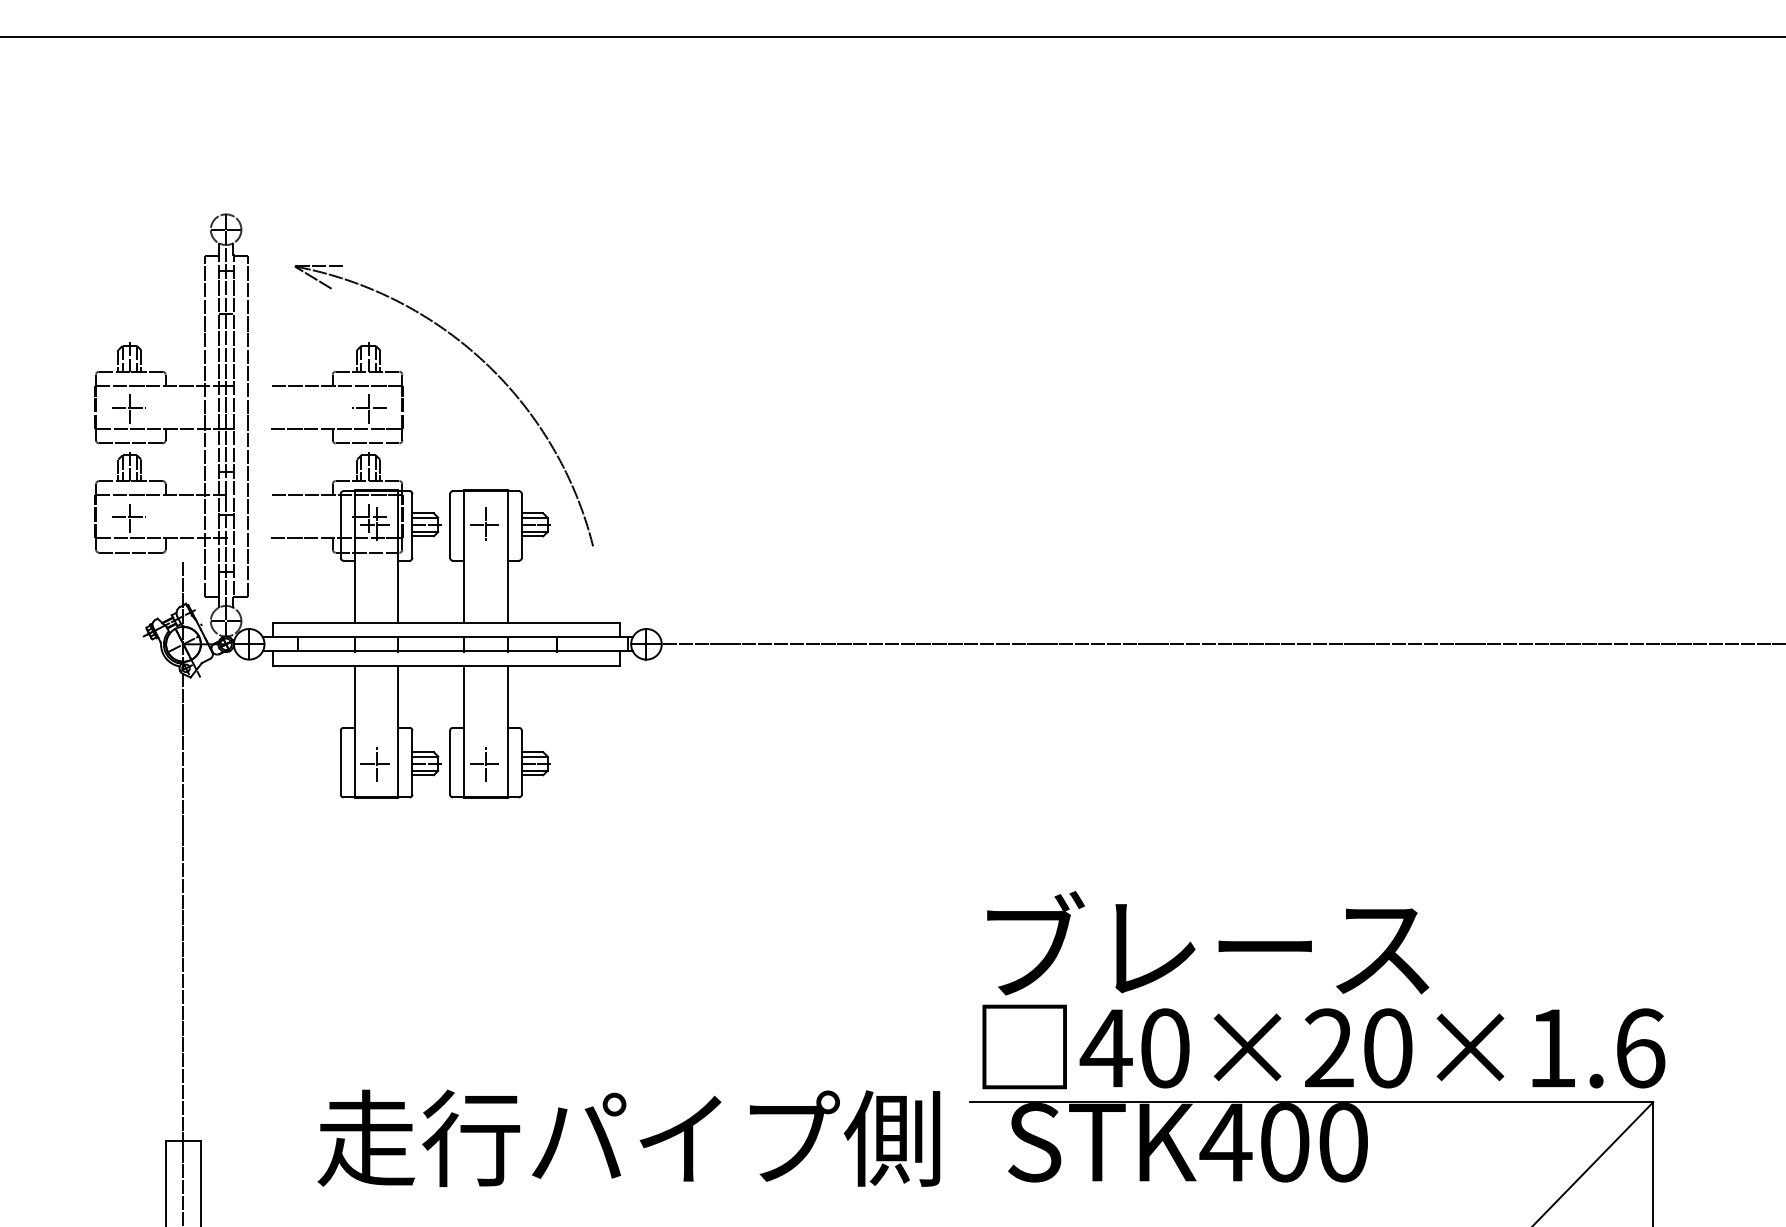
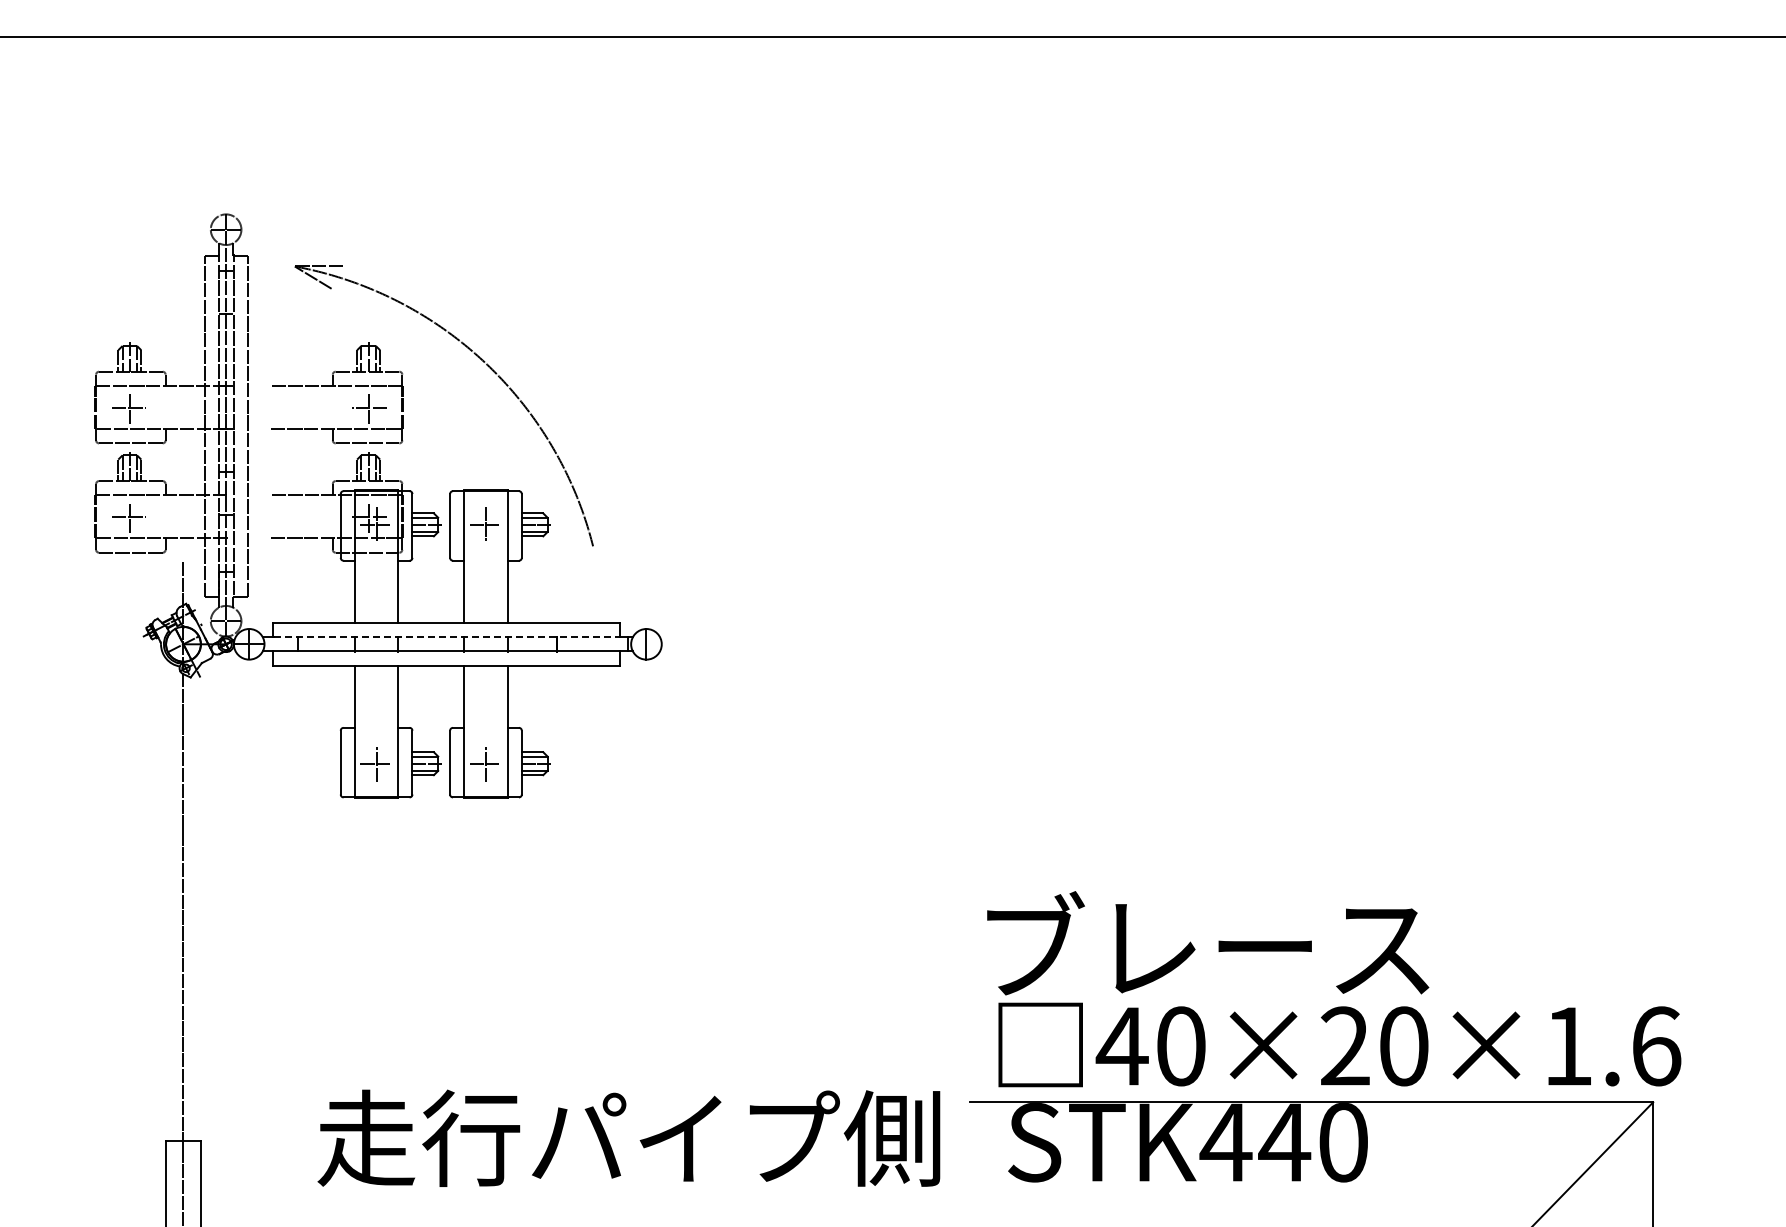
line: solid -> dashed (447, 637)
line: present -> none (1206, 644)
text position: (1323, 1046) -> (1339, 1044) (1339, 1044)
text: STK400 -> STK440 (1284, 1142)
